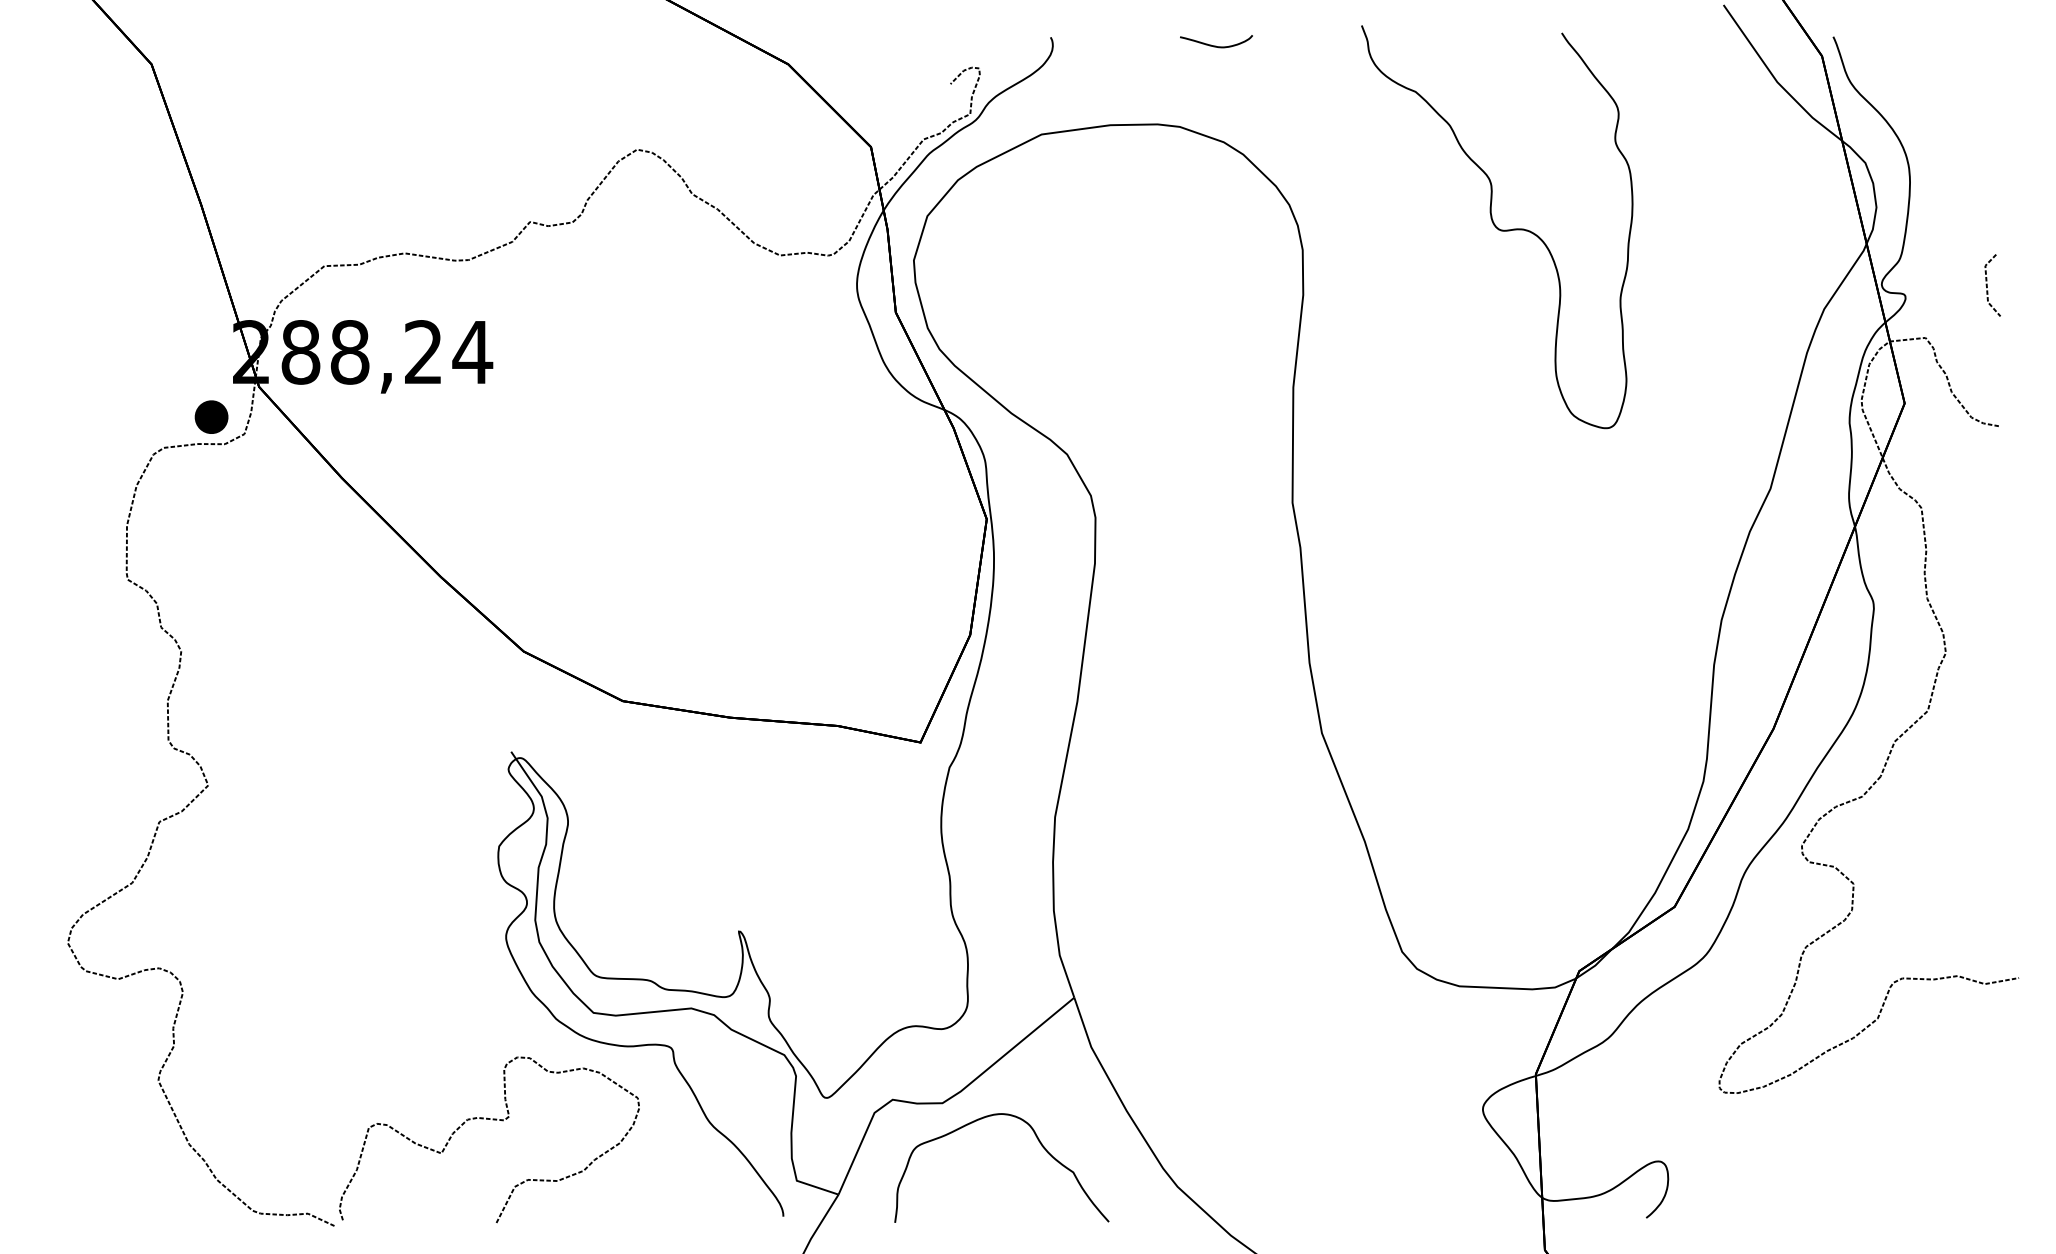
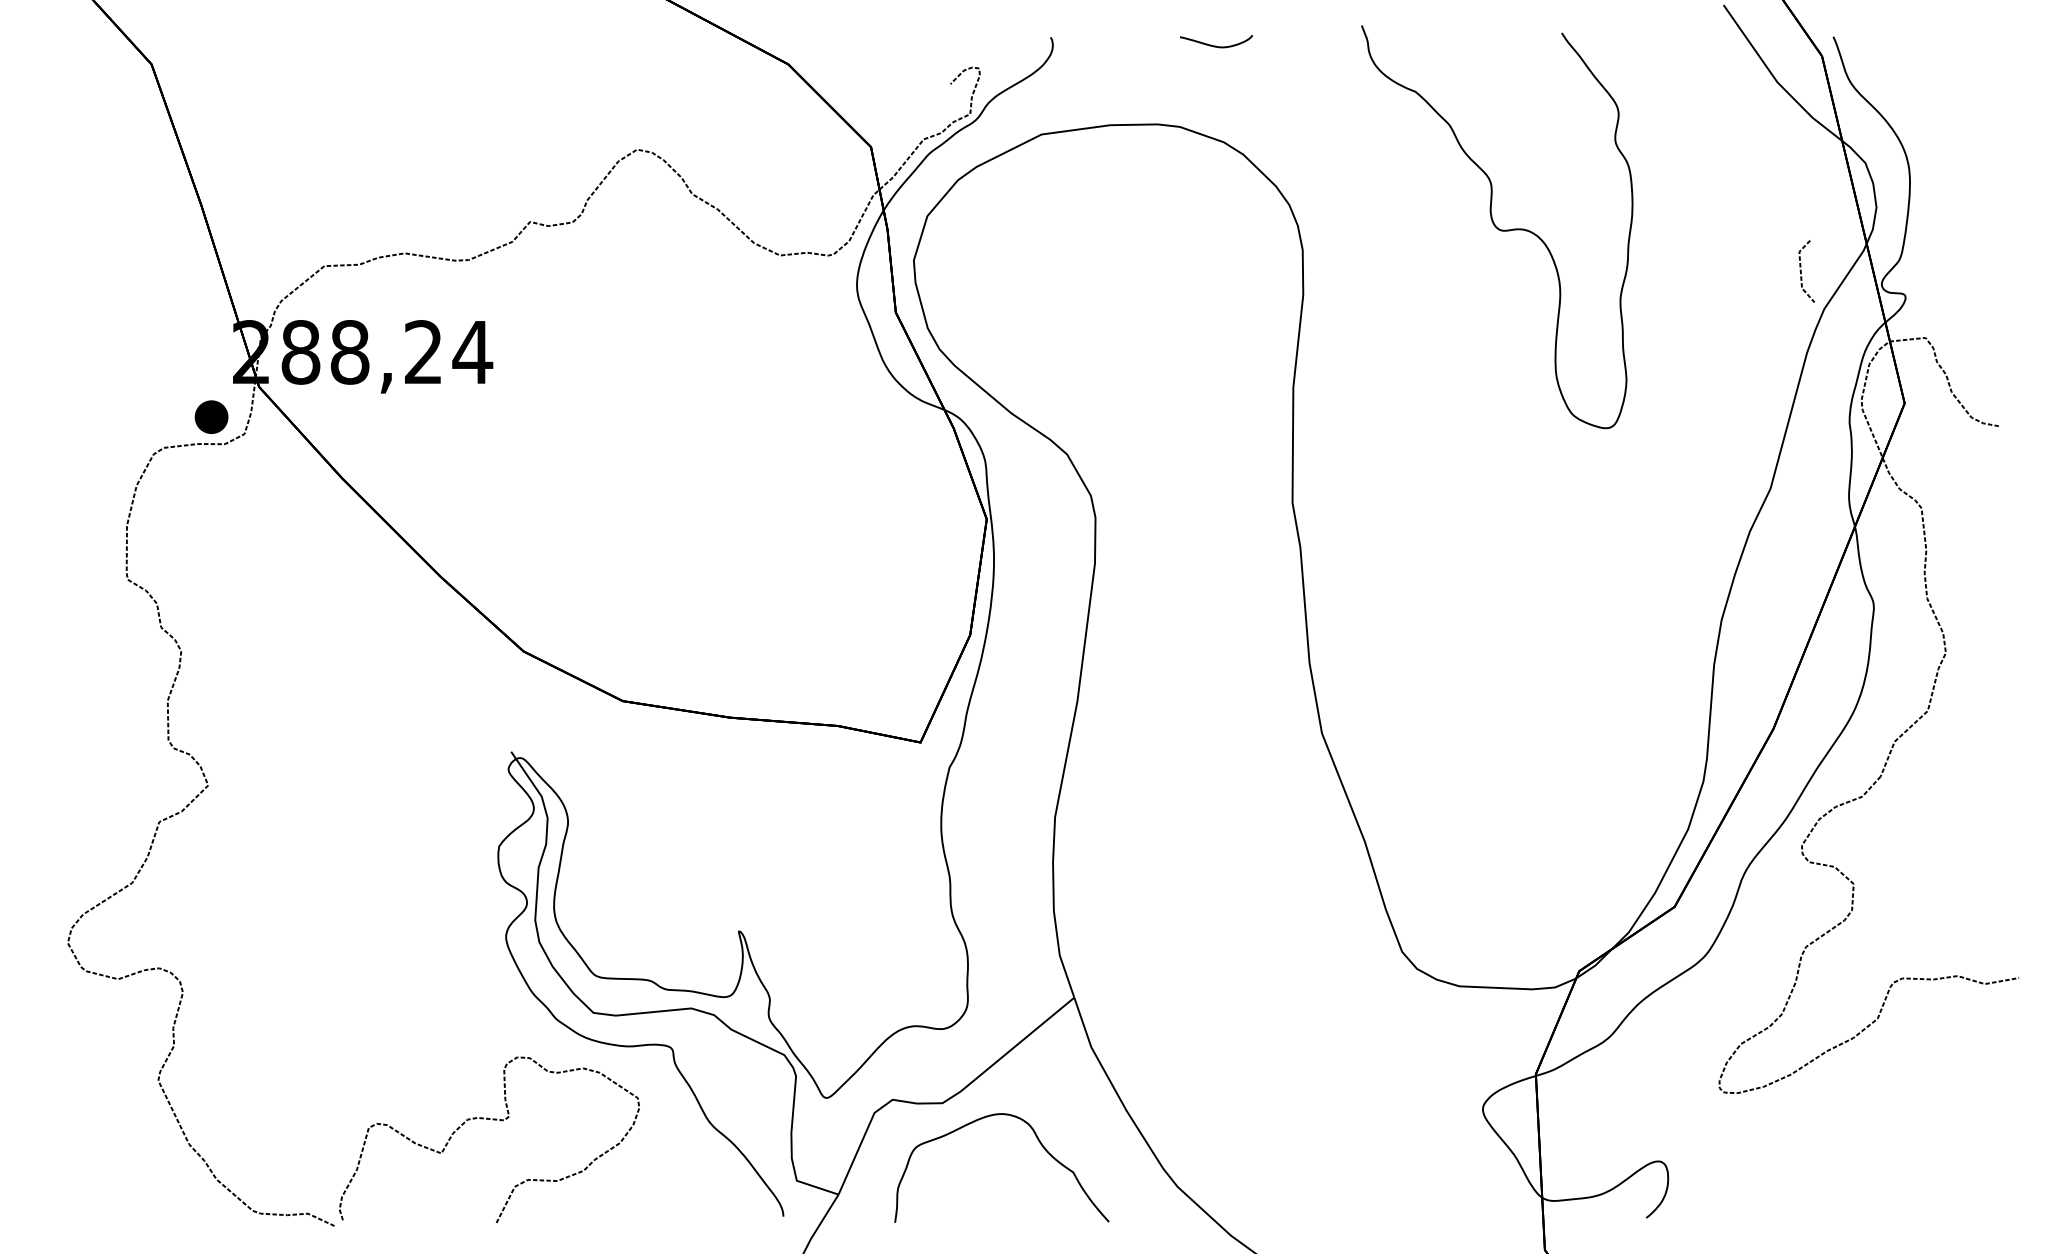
line position: (1987, 285) -> (1801, 271) (1801, 271)
